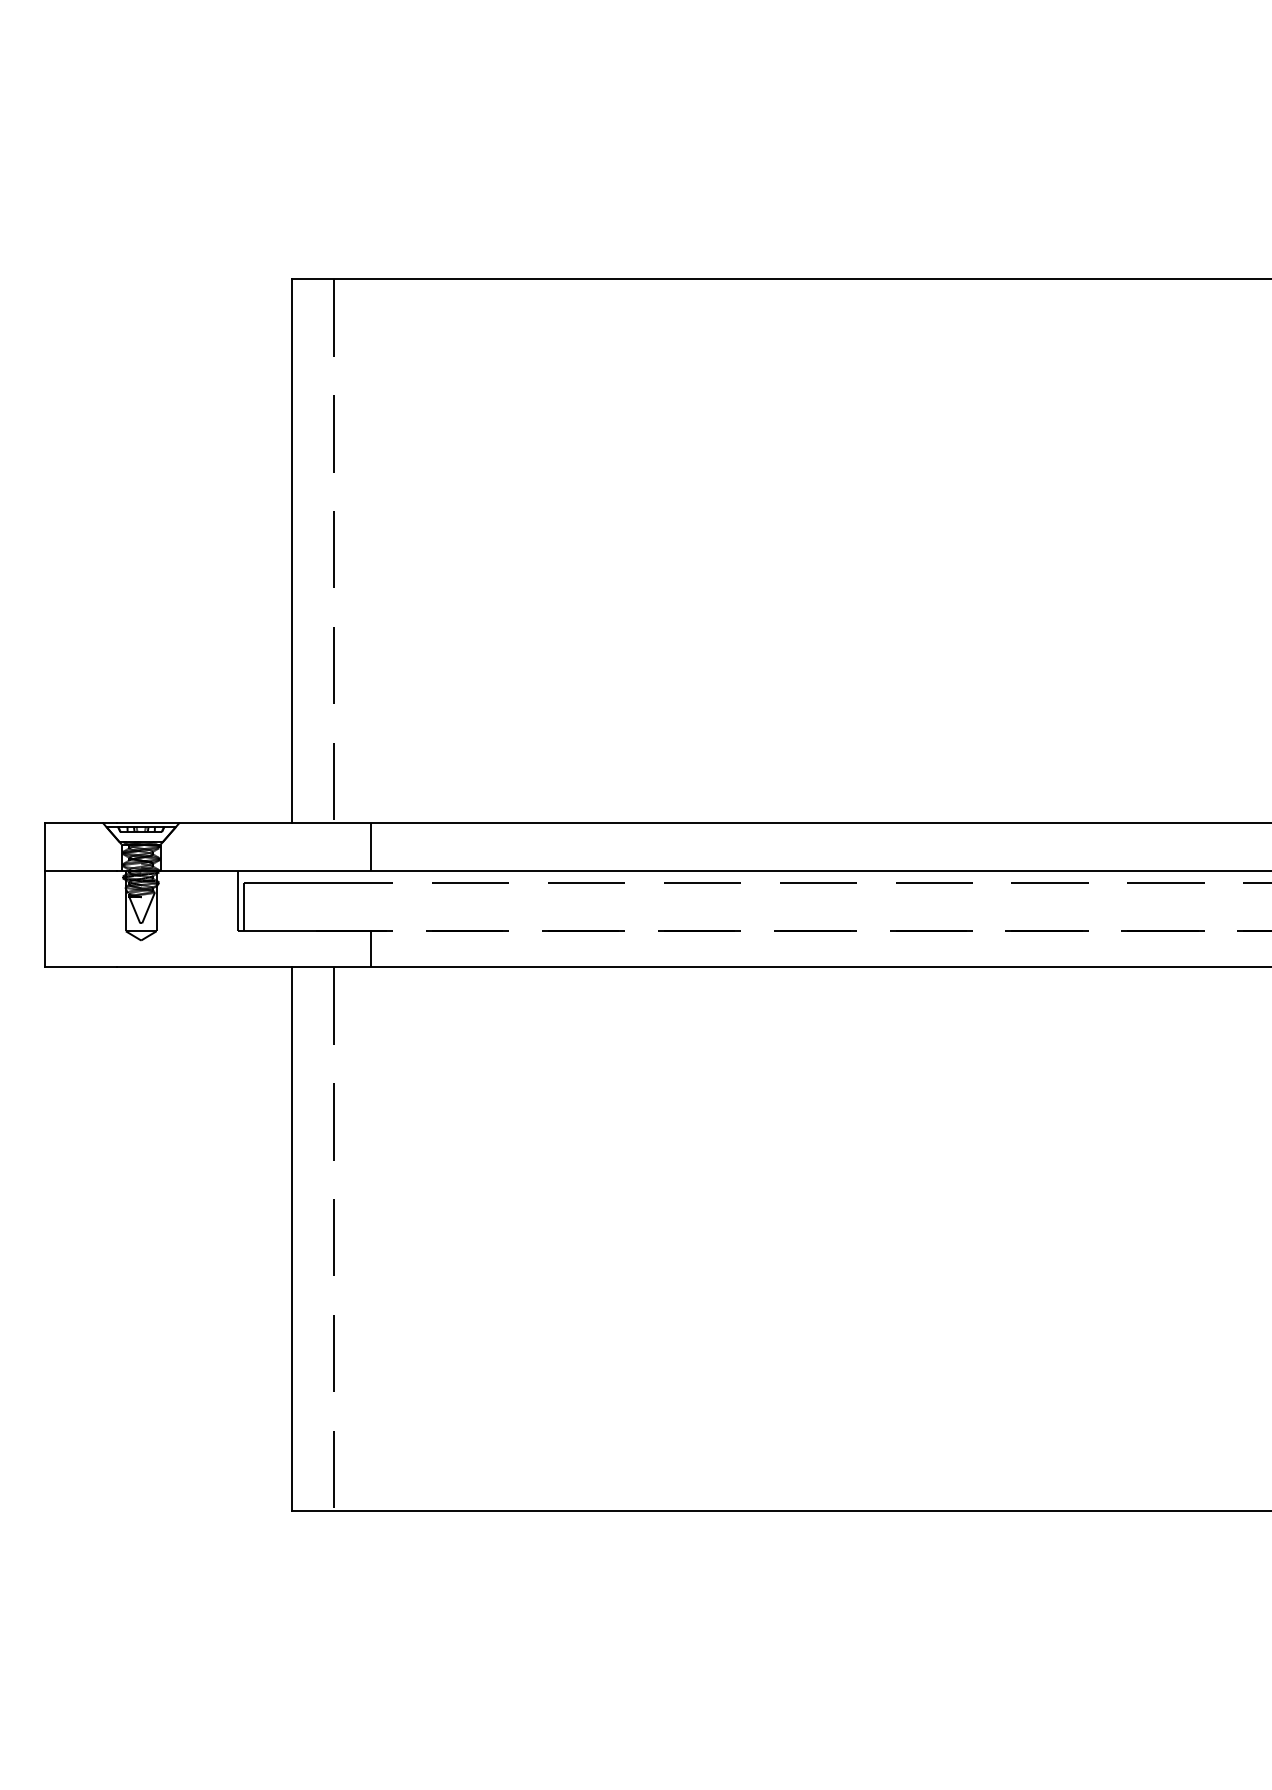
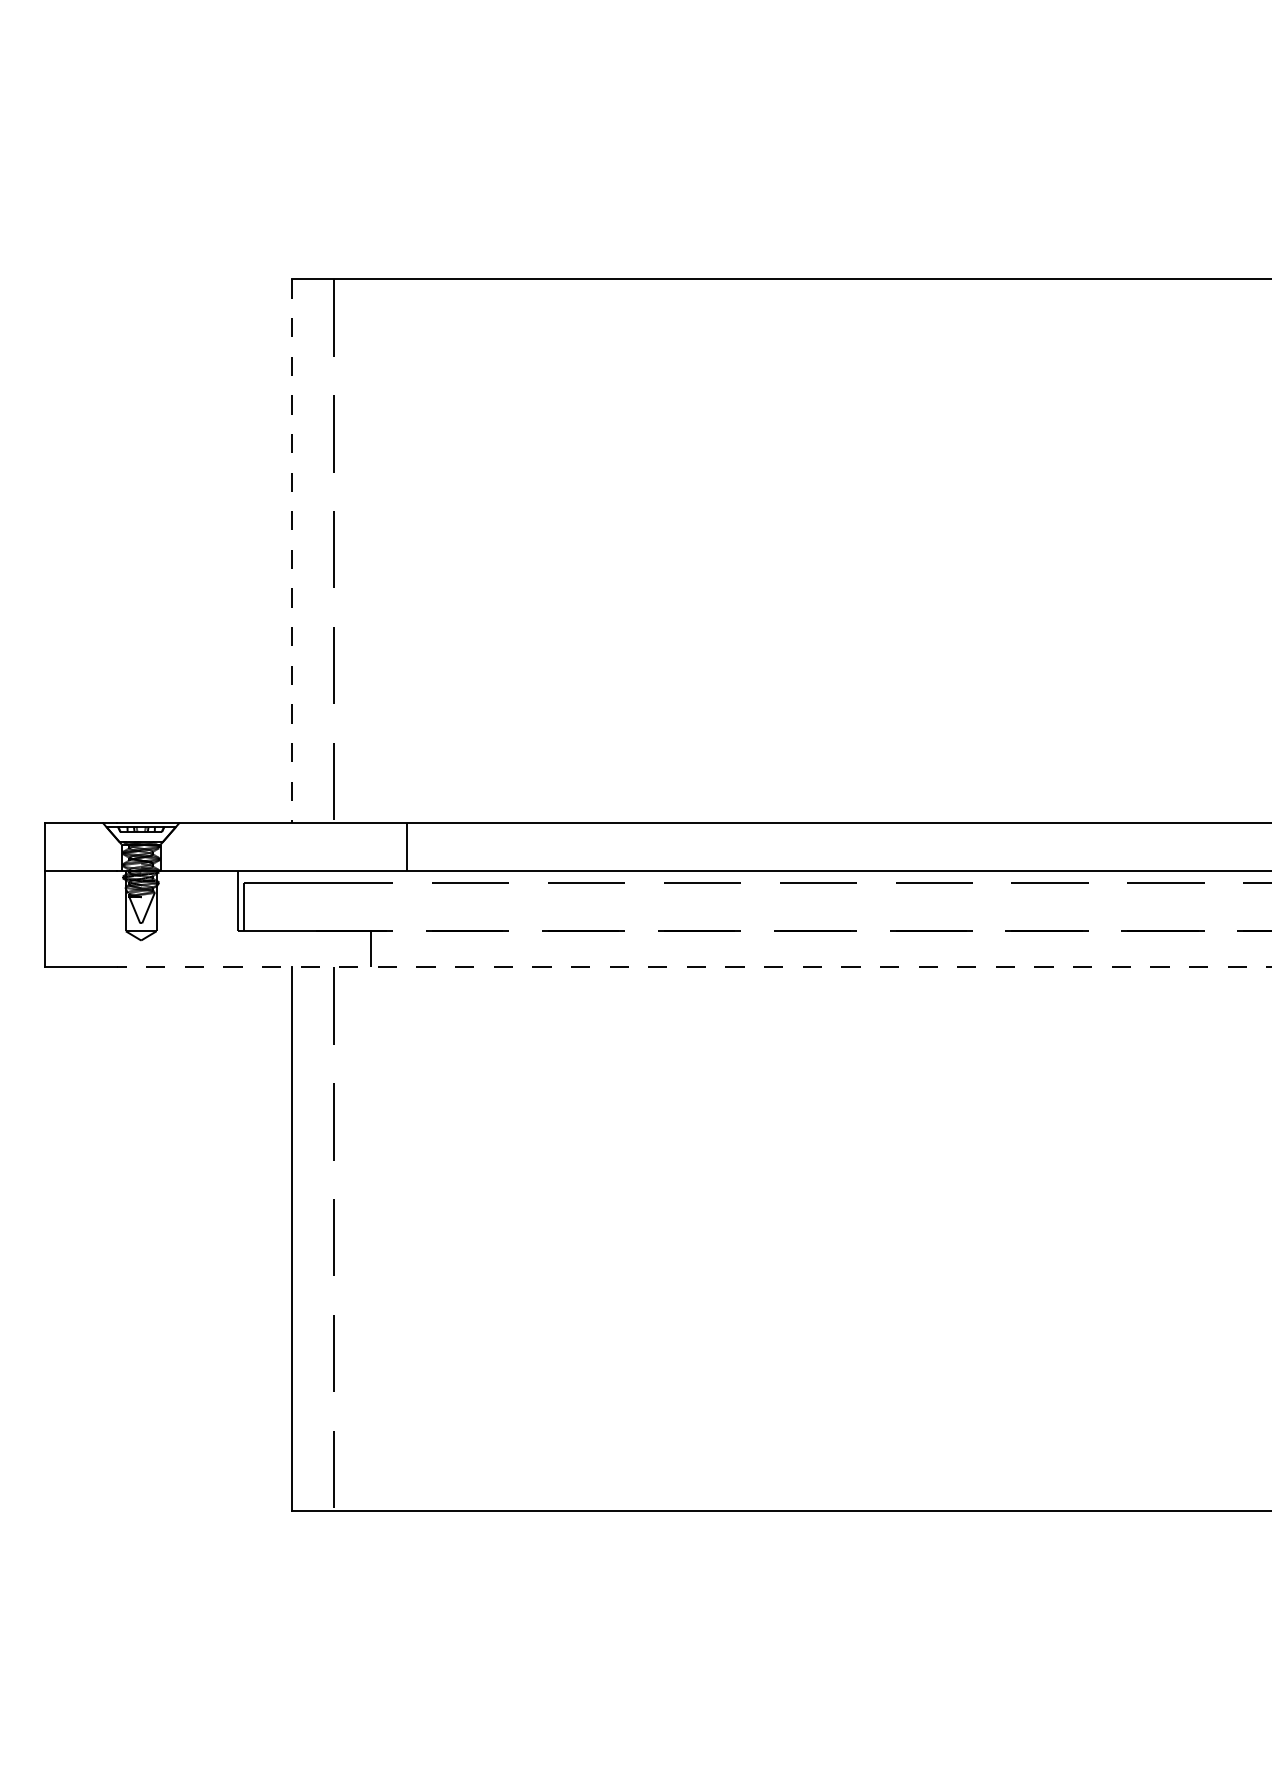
line: solid -> dashed (292, 550)
line position: (370, 846) -> (406, 846) (406, 846)
line: solid -> dashed (693, 967)
